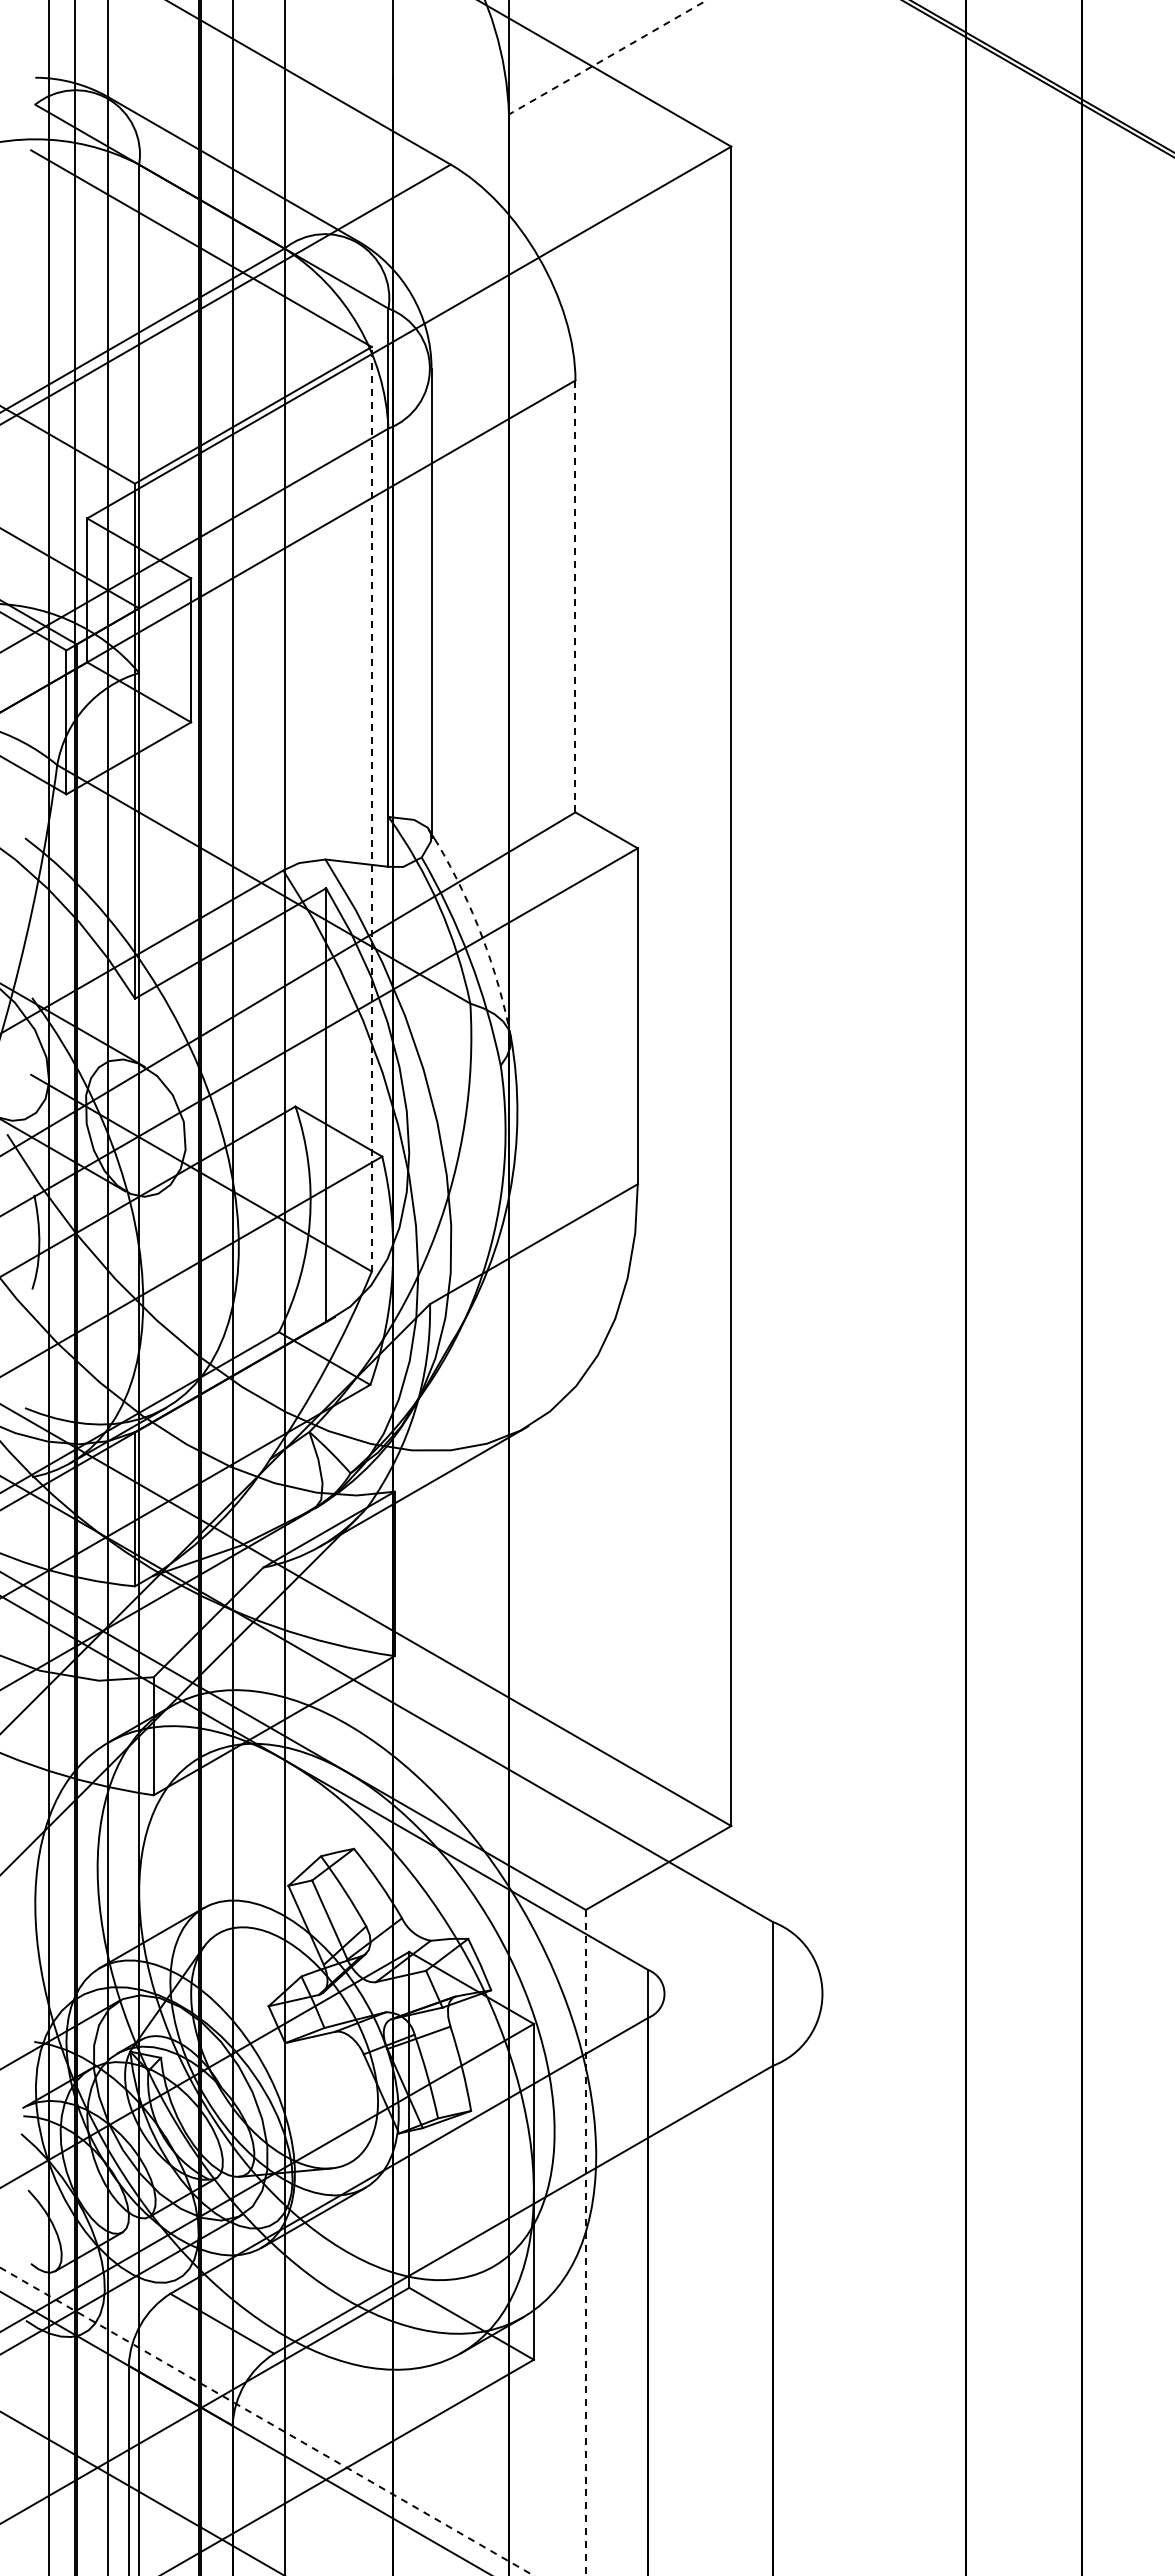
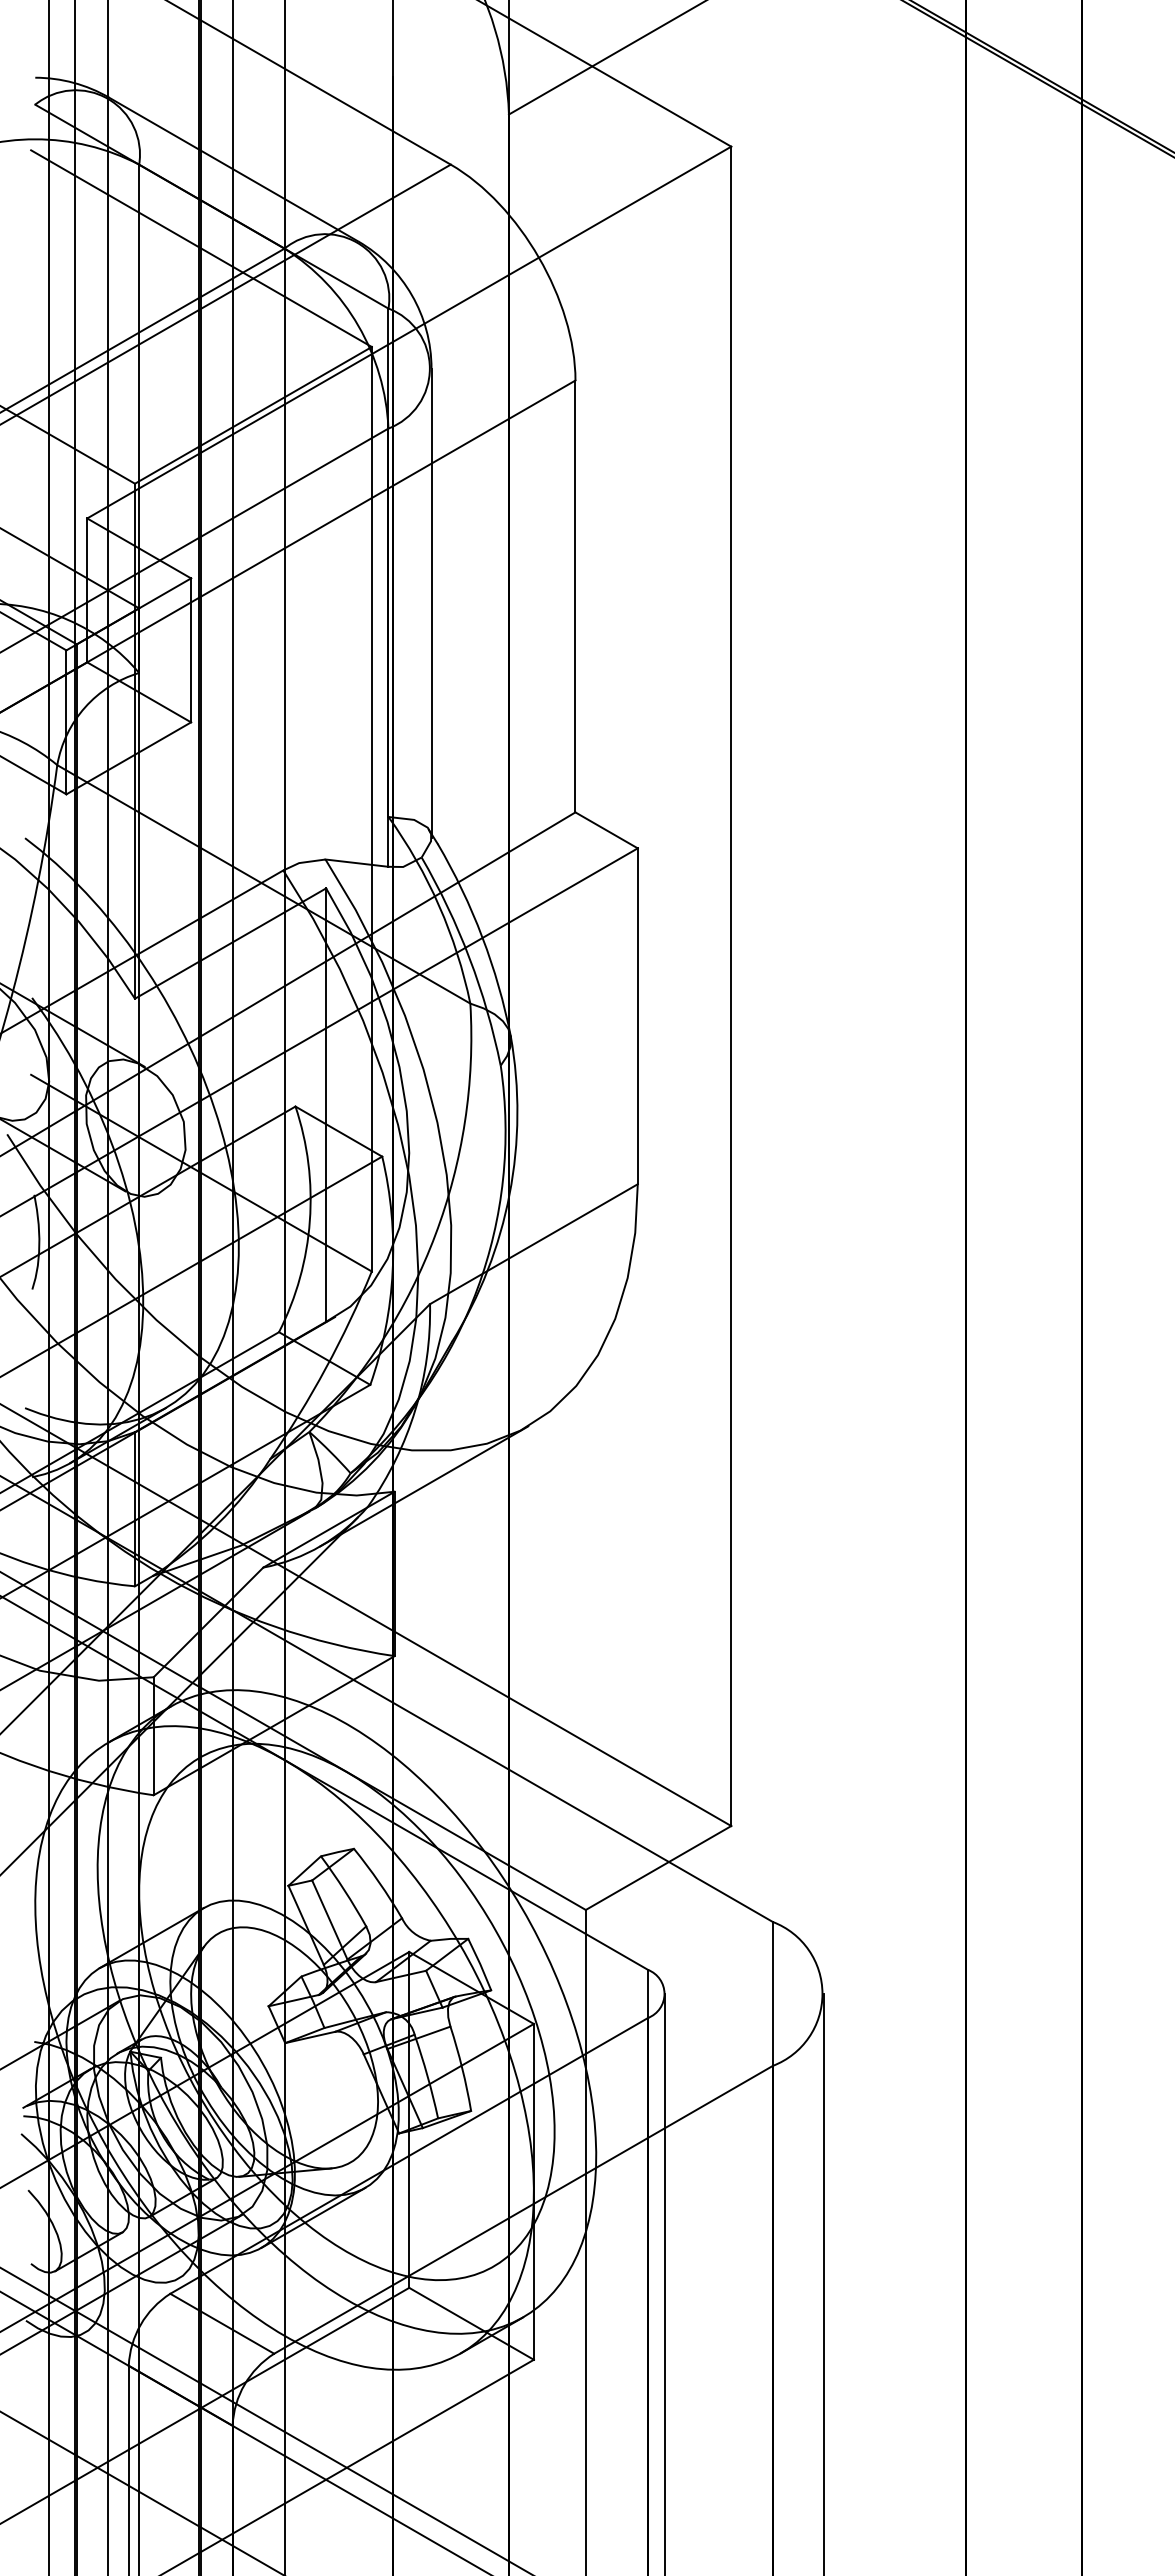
line: dashed -> solid (607, 57)
line: dashed -> solid (575, 596)
line: dashed -> solid (371, 808)
arc: dashed -> solid (482, 937)
line: dashed -> solid (585, 2242)
line: none -> present (665, 2282)
line: none -> present (824, 2282)
line: dashed -> solid (267, 2421)
